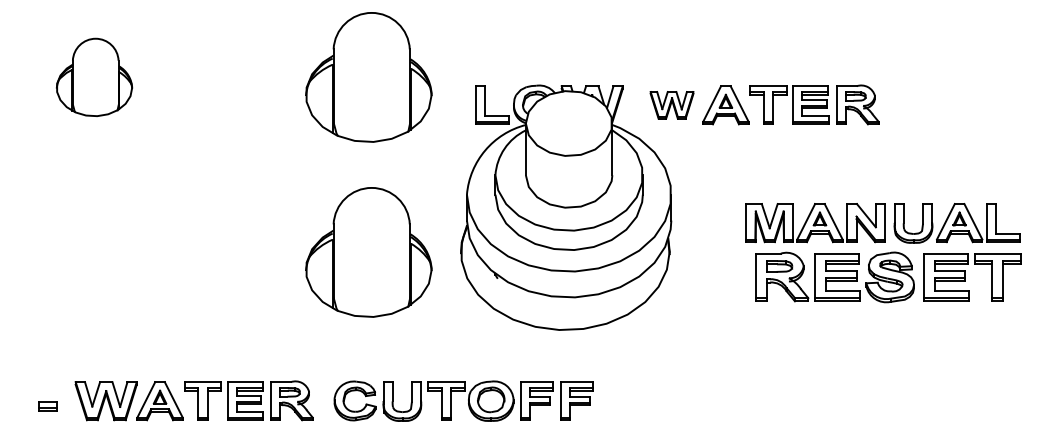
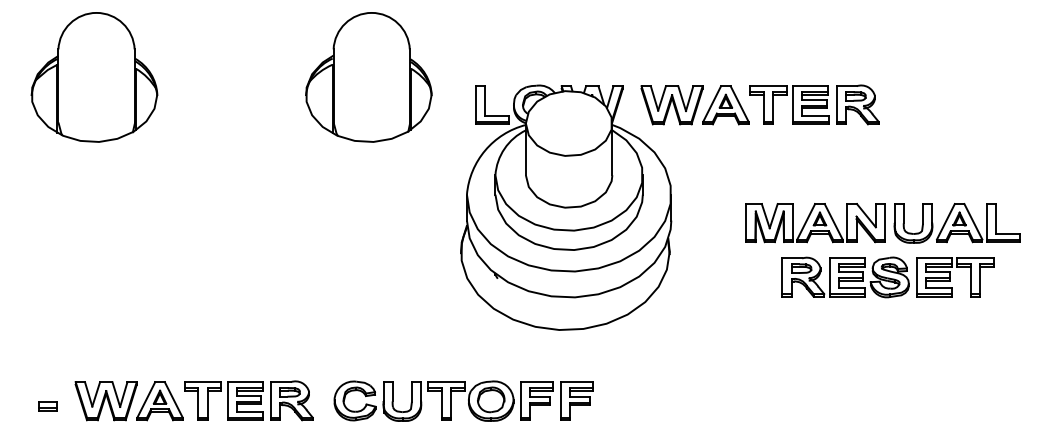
part size: 78x80 px -> 129x131 px (94, 77)
part size: 46x29 px -> 64x41 px (671, 105)
part: present -> none (368, 252)
part size: 267x53 px -> 214x43 px (887, 277)
